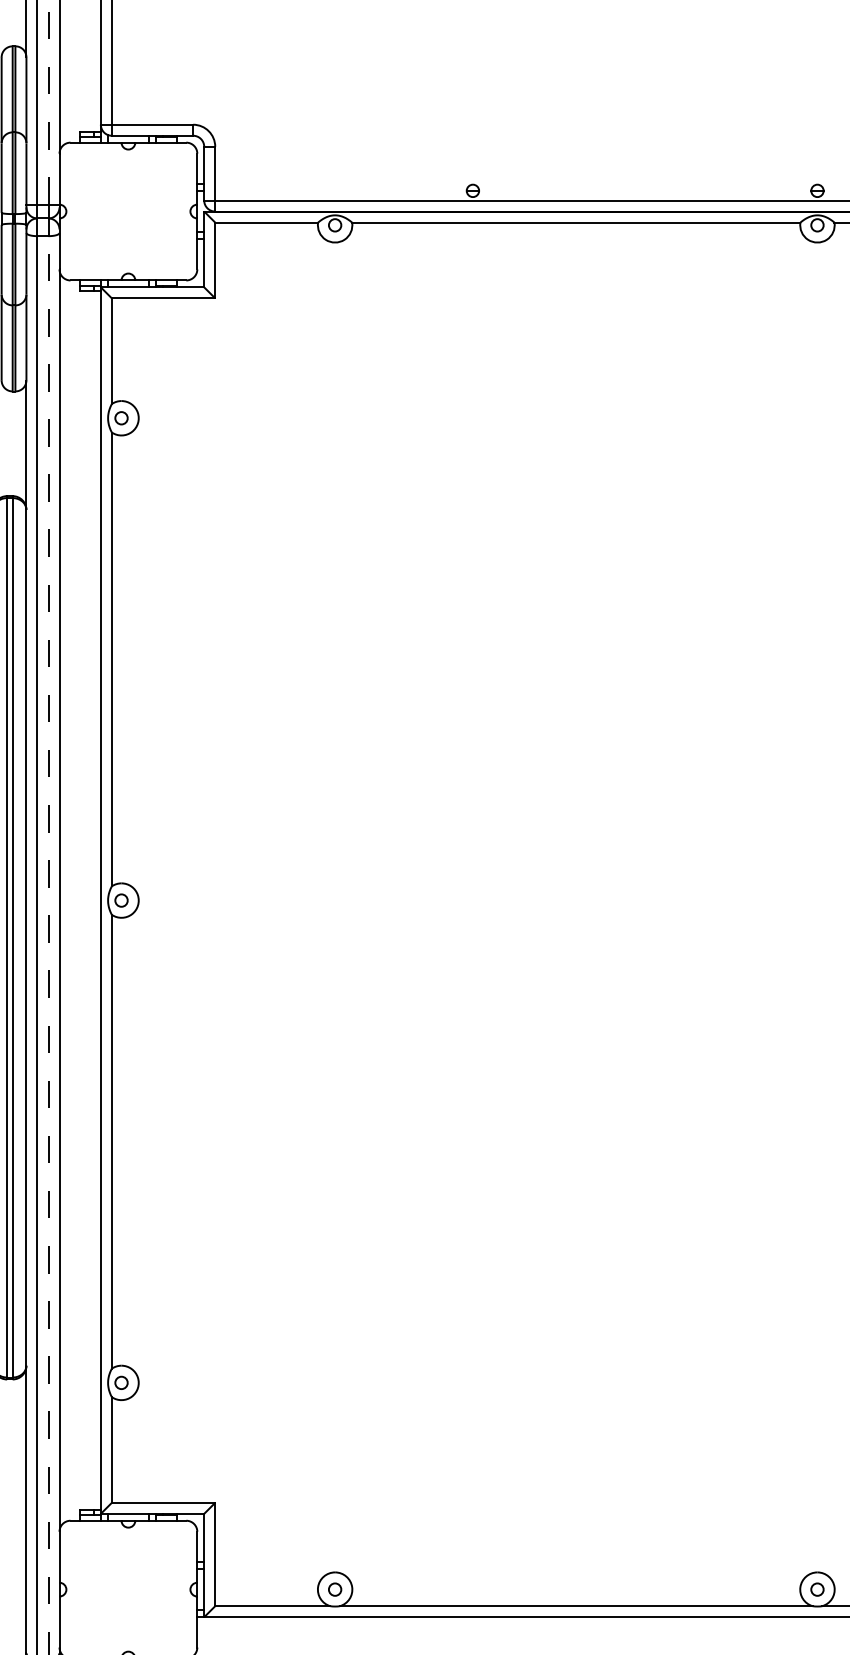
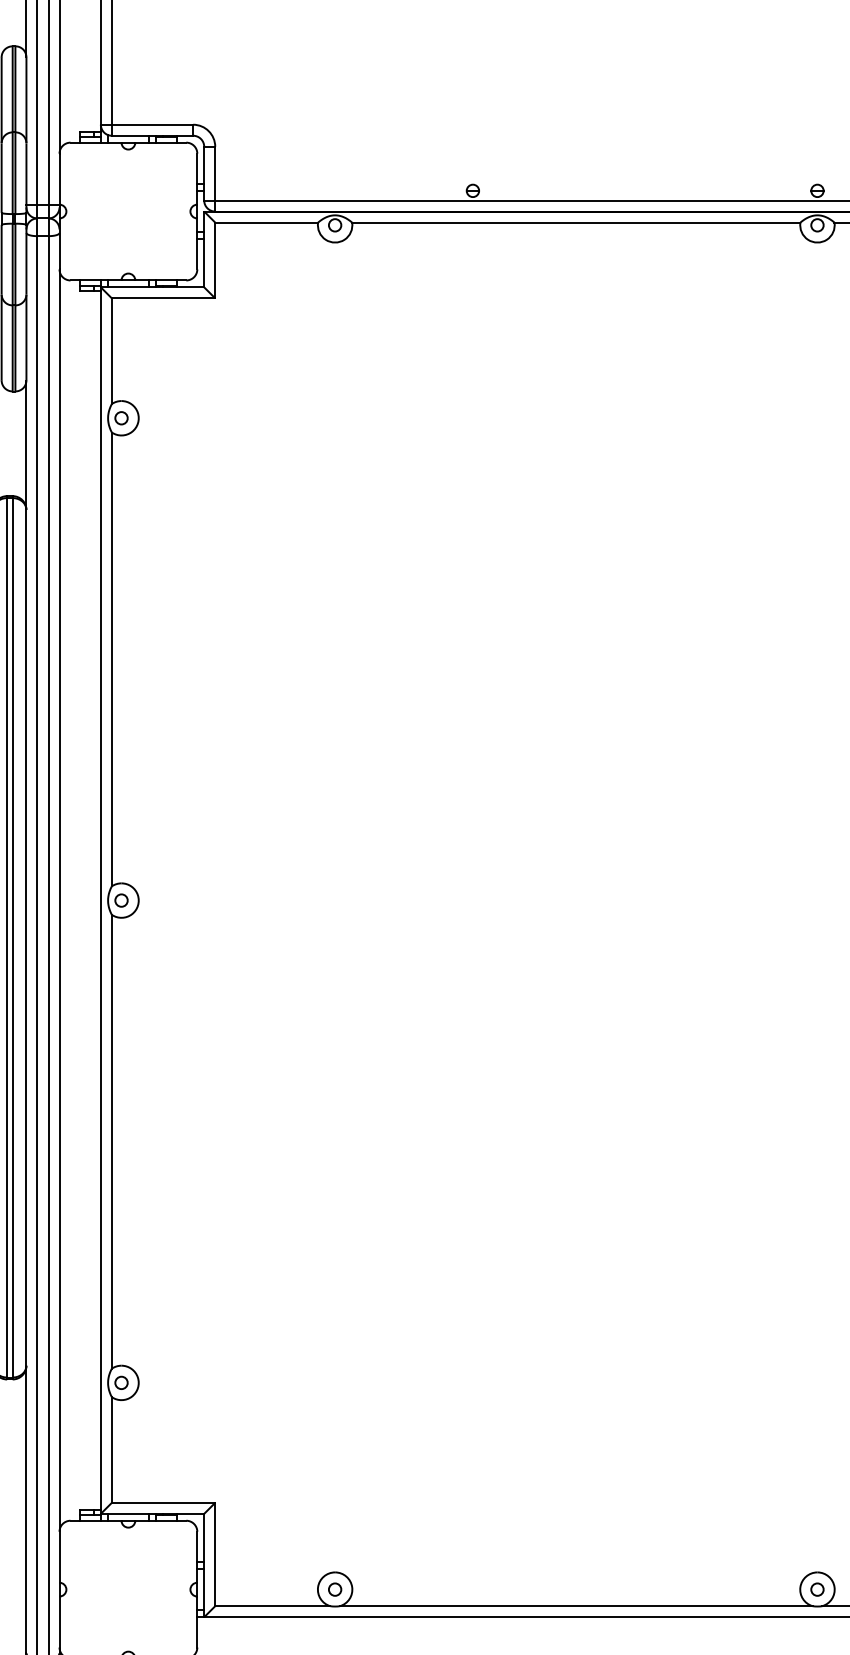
line: dashed -> solid (48, 102)
line: dashed -> solid (48, 944)
